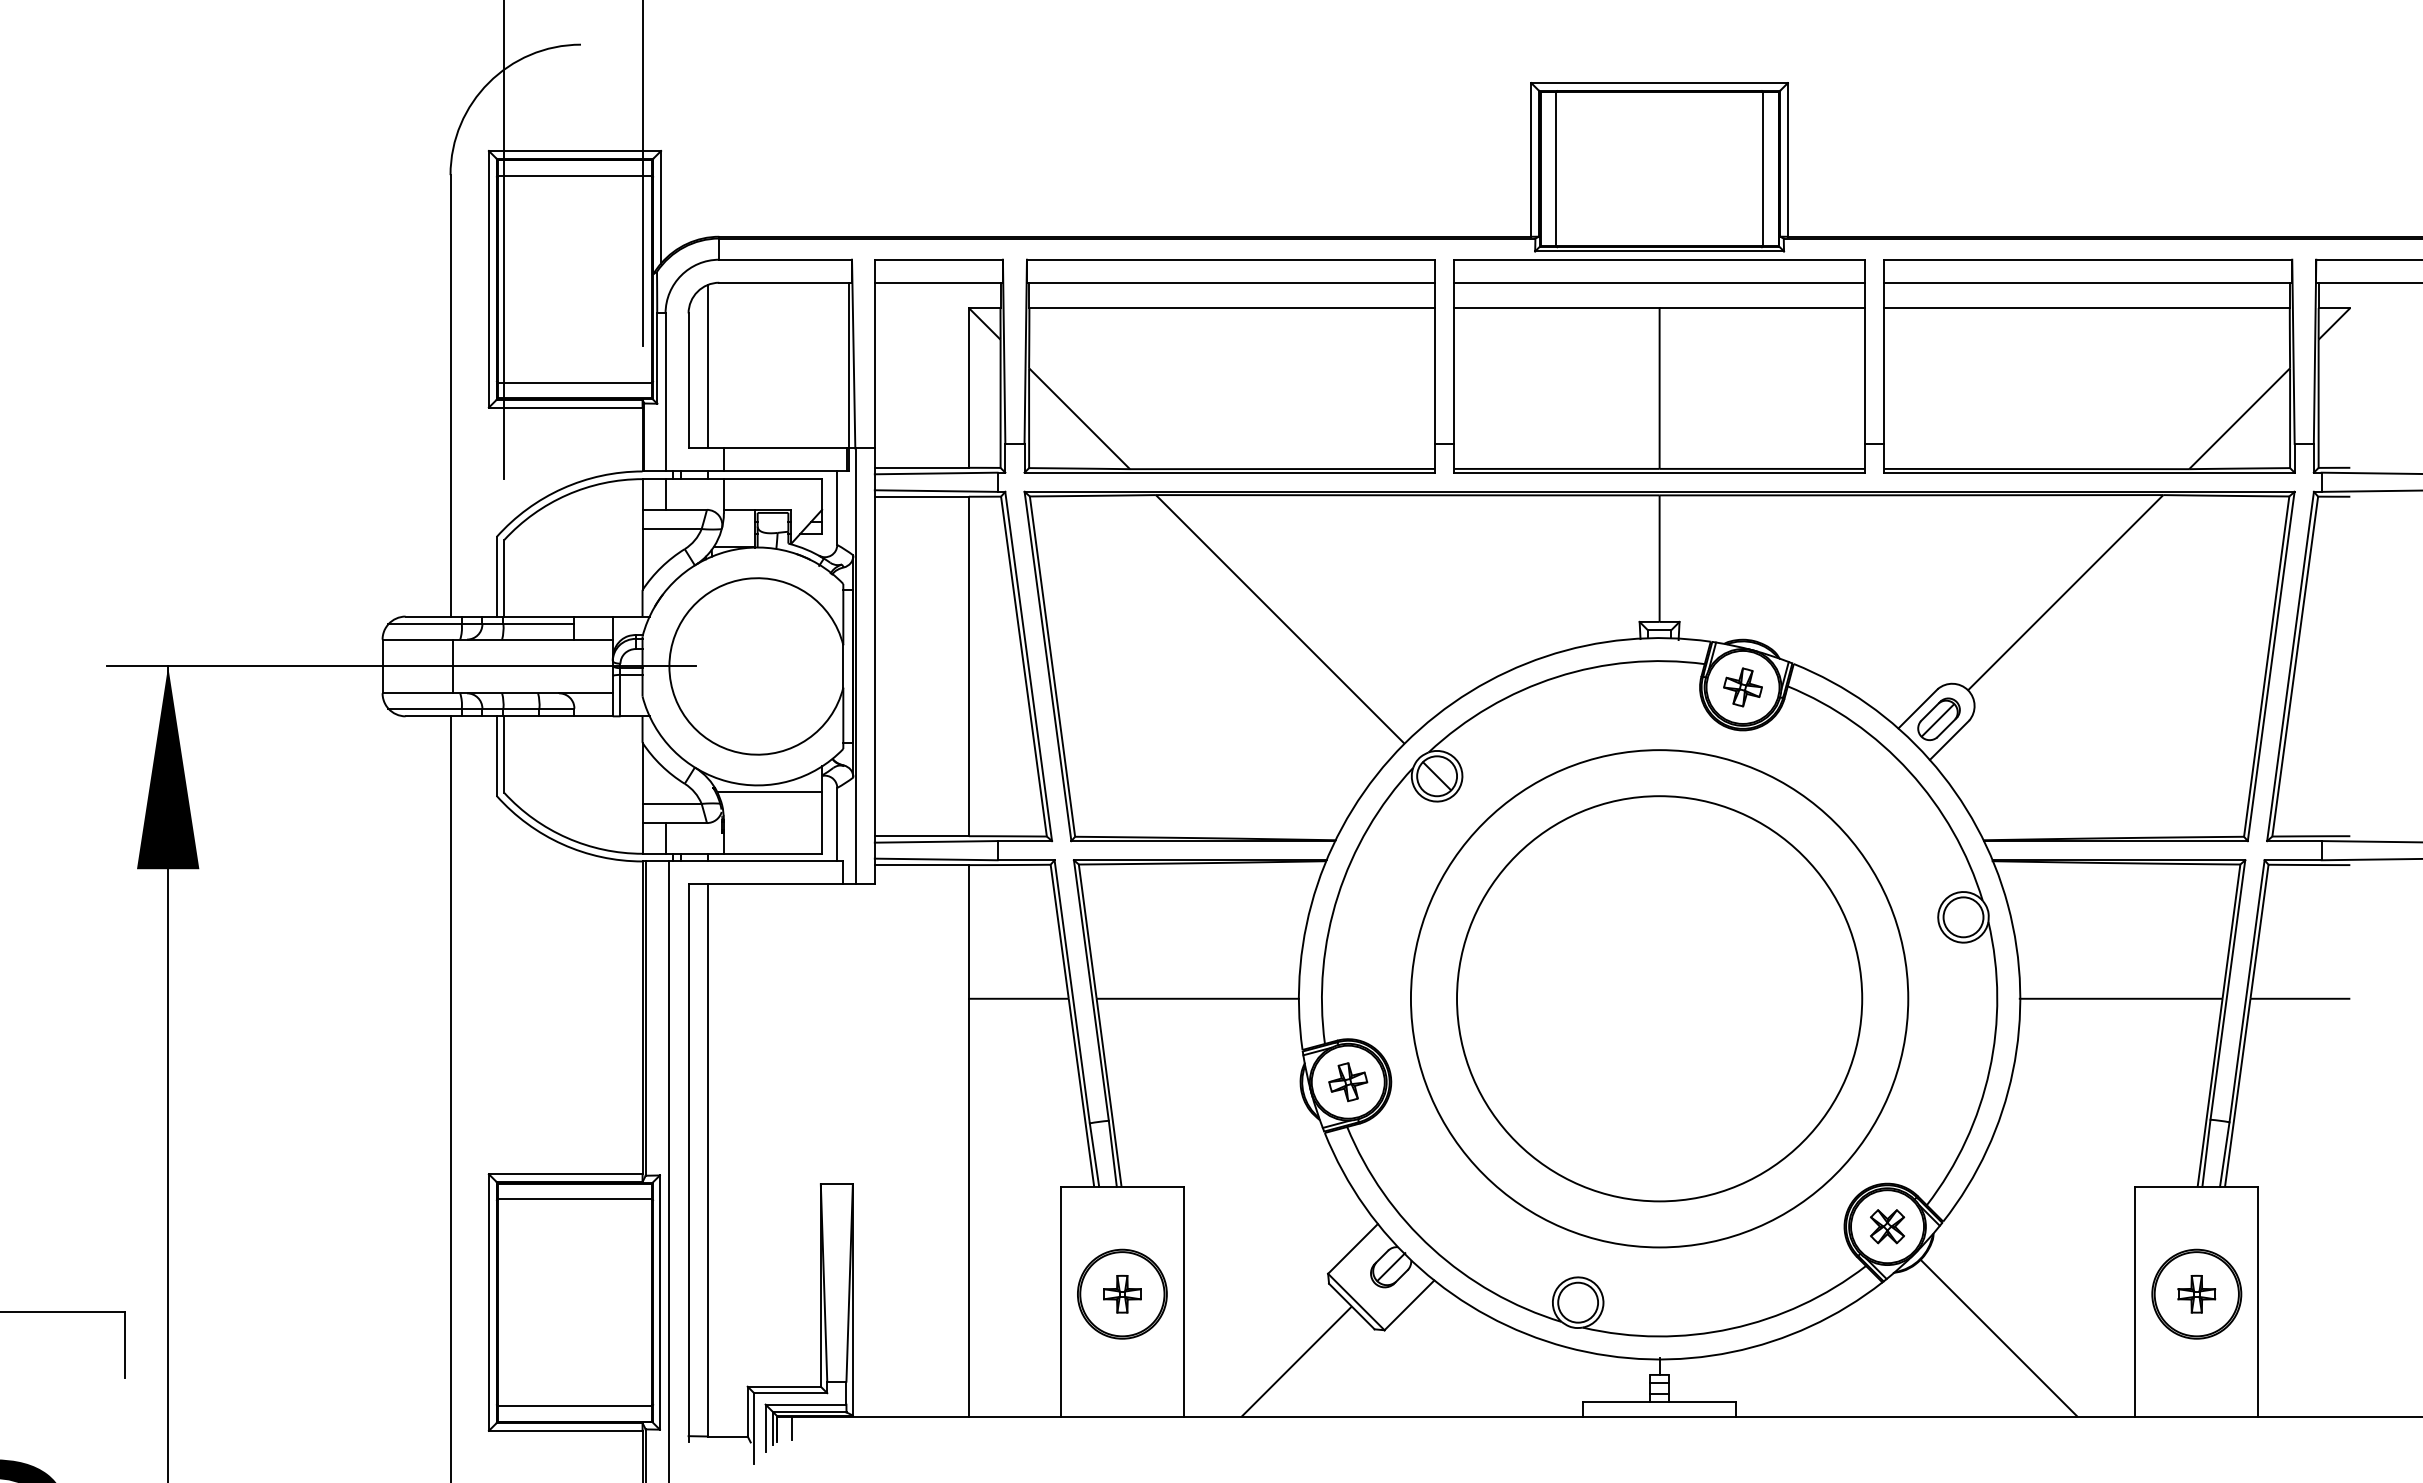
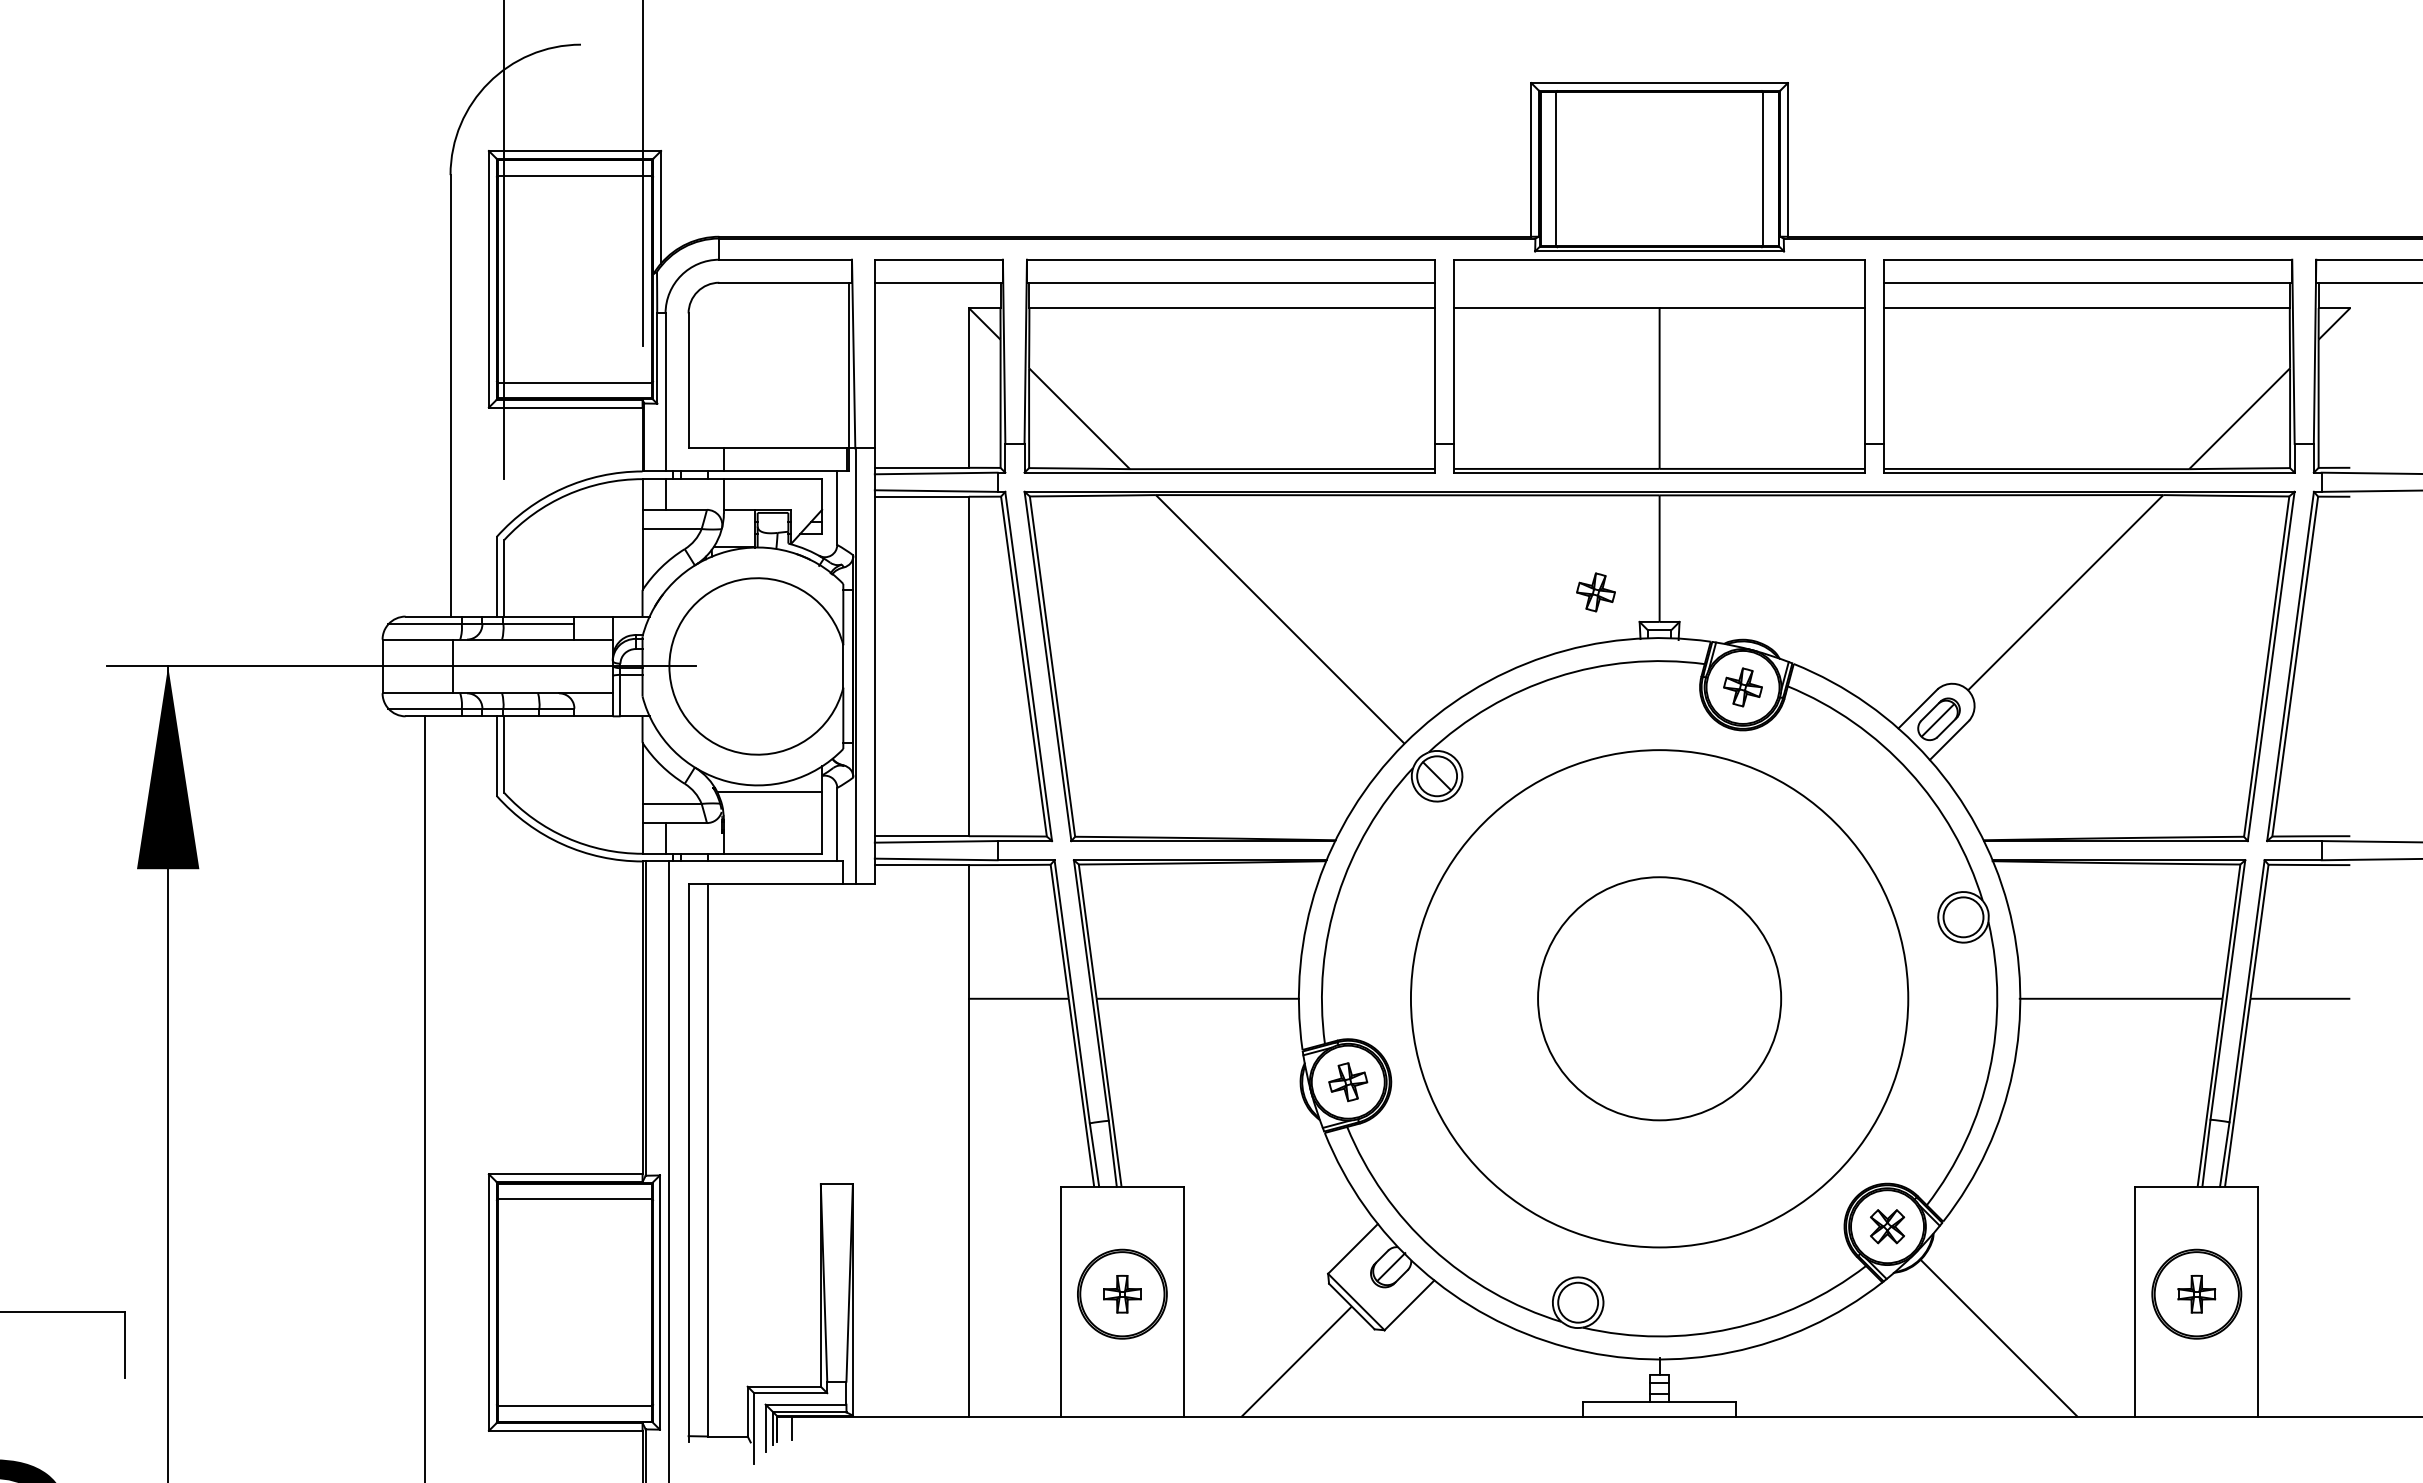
line: present -> none (1659, 282)
line: present -> none (707, 366)
part: none -> present (1595, 592)
circle diameter: 405 px -> 243 px (1659, 998)
line position: (450, 1097) -> (424, 1097) (424, 1097)
